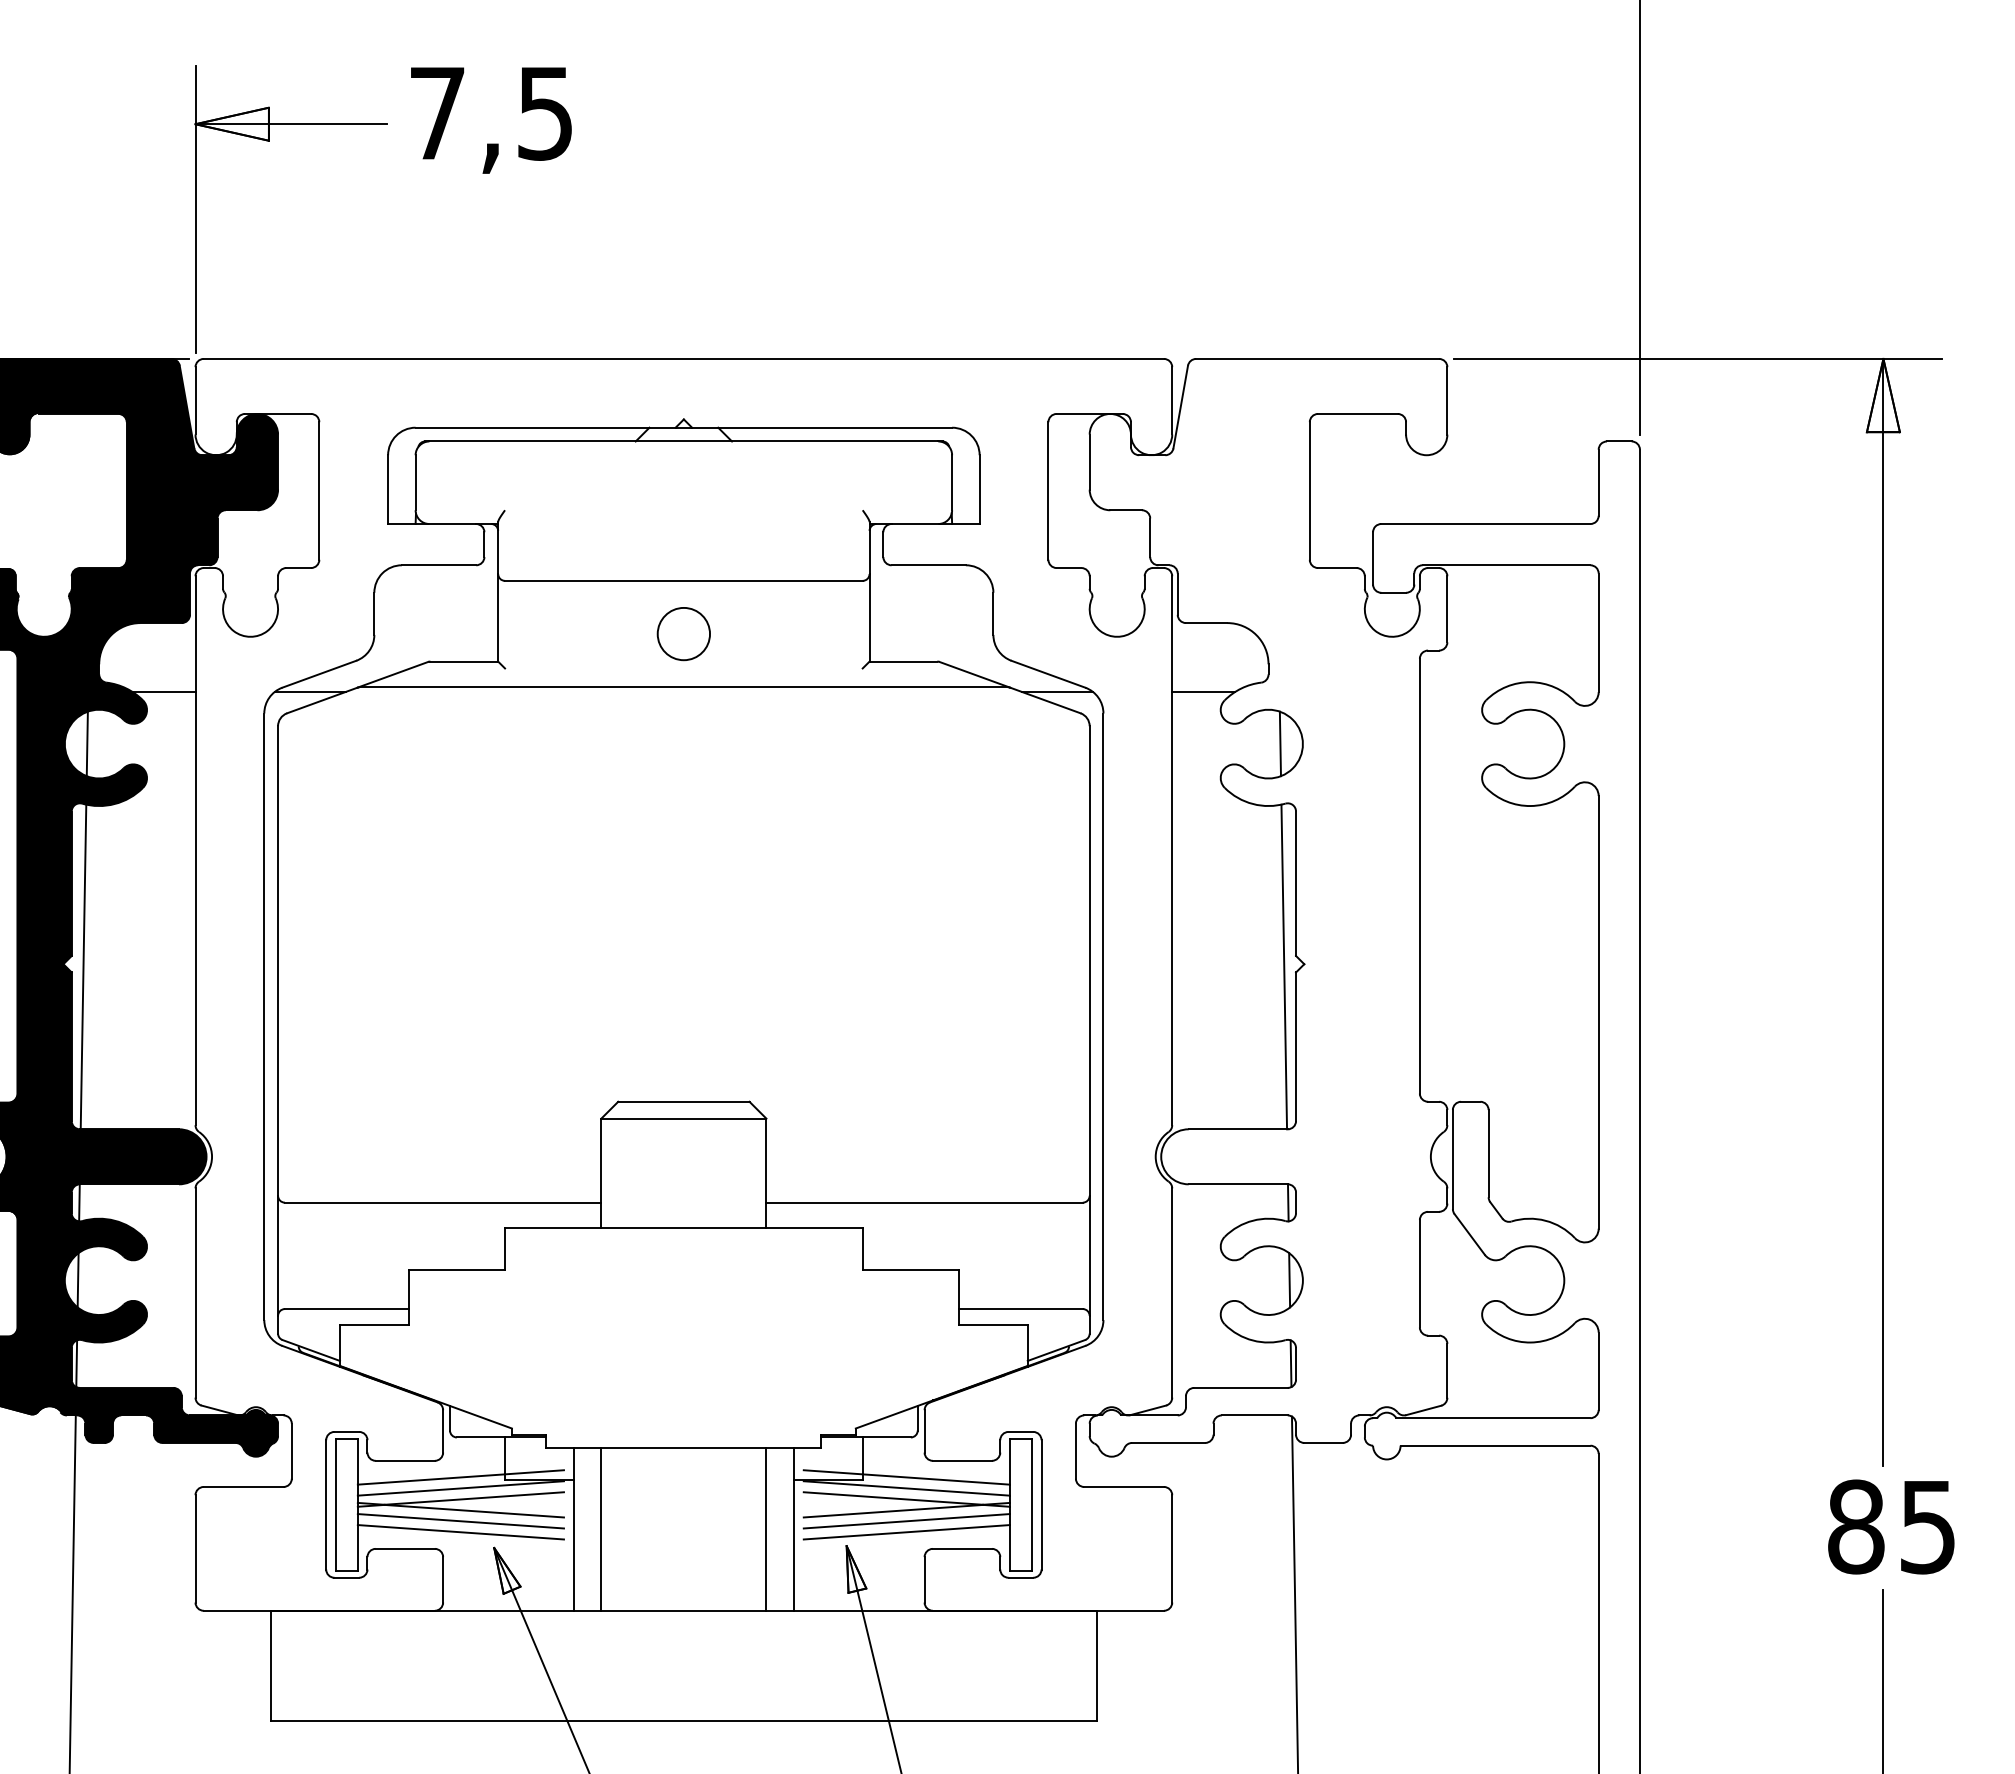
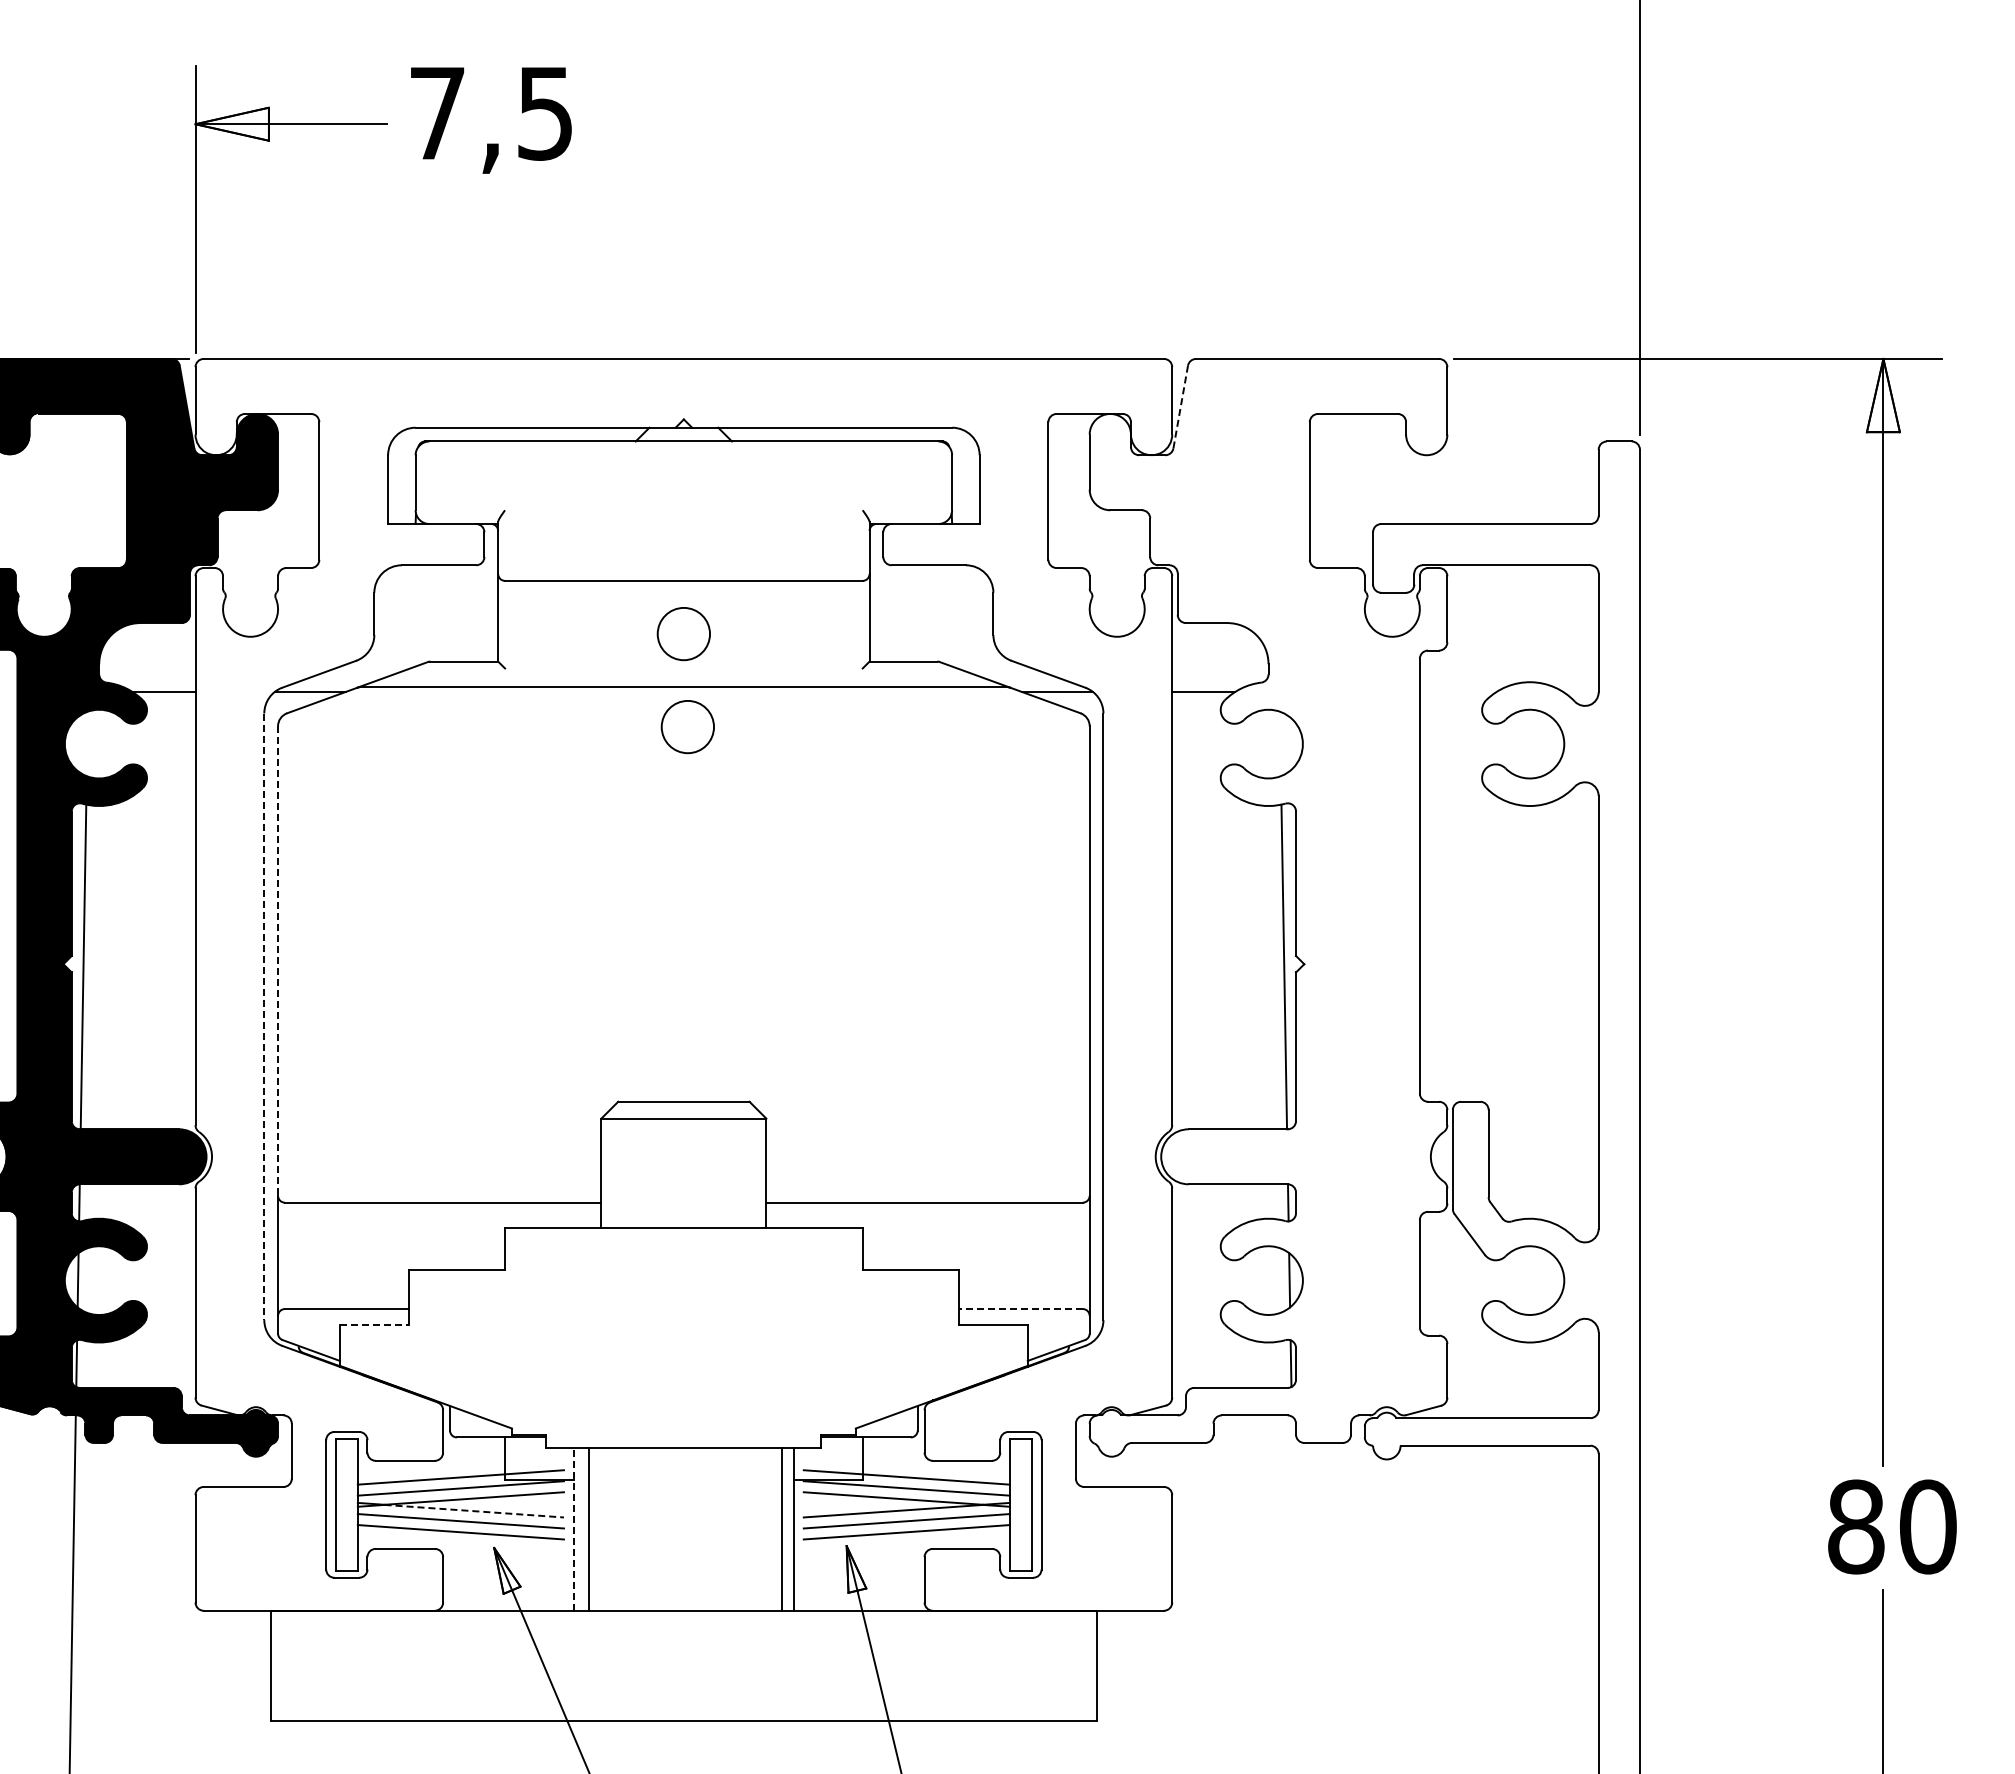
line: solid -> dashed (1180, 407)
circle: none -> present (687, 727)
line: present -> none (86, 743)
line: present -> none (1279, 743)
line: solid -> dashed (278, 961)
line: solid -> dashed (264, 1017)
line: solid -> dashed (1020, 1309)
line: solid -> dashed (374, 1324)
line: solid -> dashed (474, 1511)
text: 85 -> 80 (1927, 1526)
line: solid -> dashed (573, 1529)
line position: (601, 1529) -> (589, 1529) (589, 1529)
line position: (766, 1529) -> (782, 1529) (782, 1529)
line: present -> none (1294, 1593)
